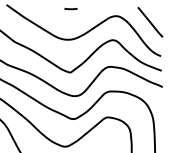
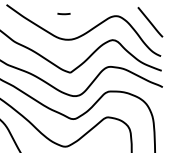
curve position: (70, 8) -> (63, 13) (63, 13)
